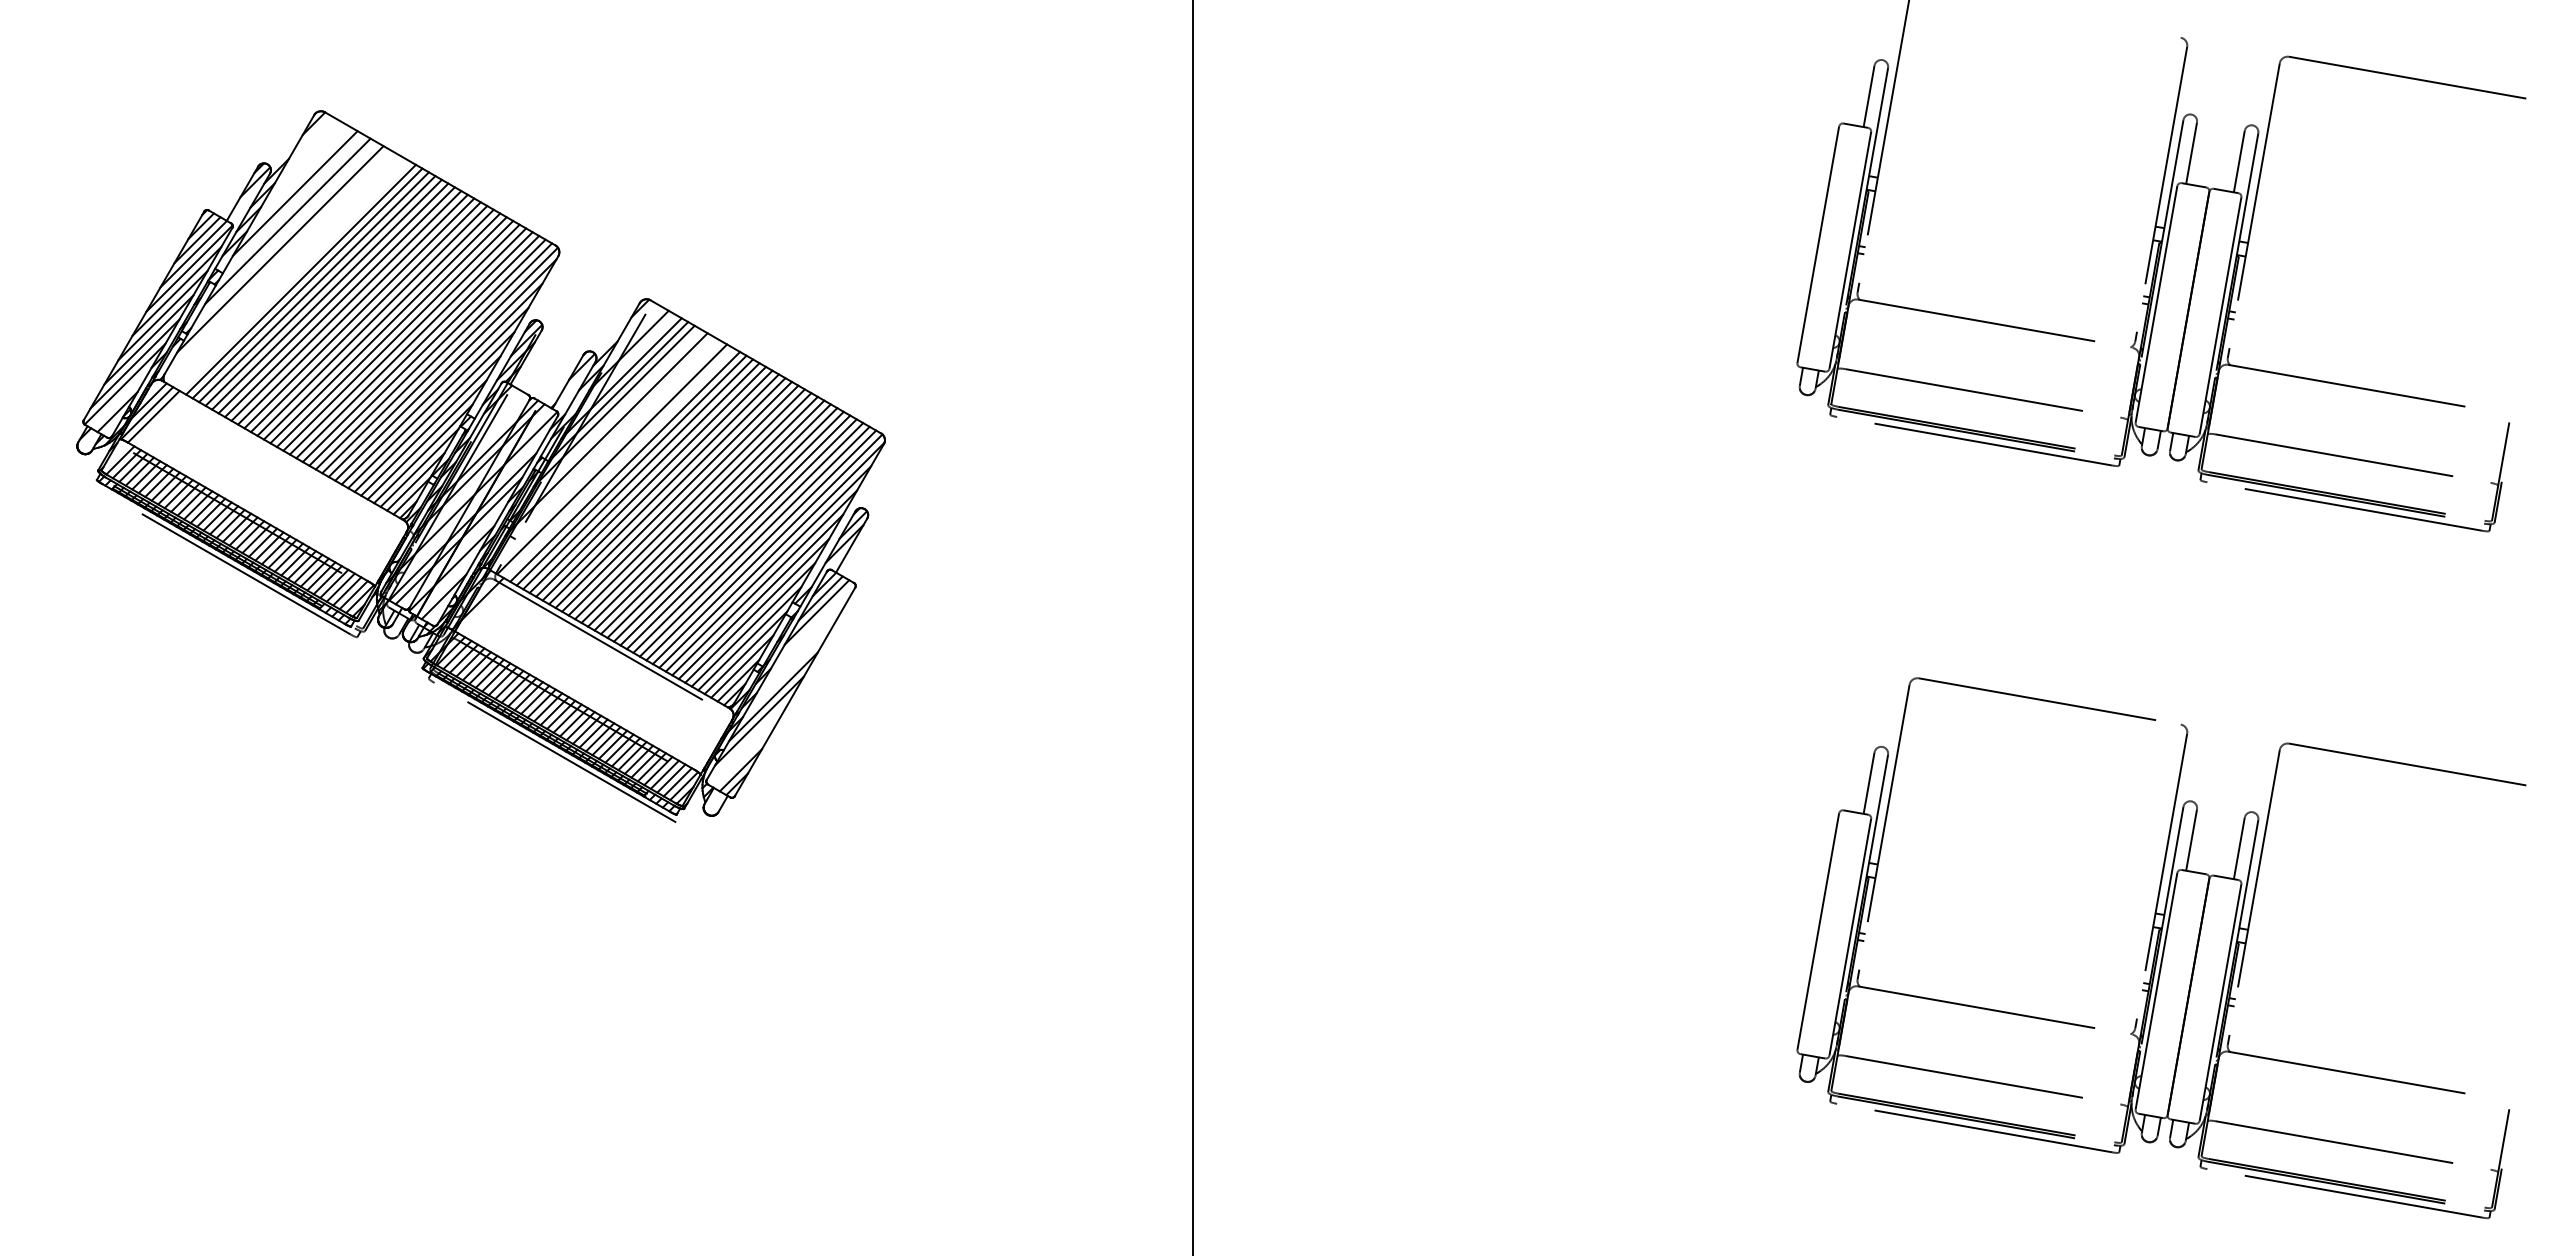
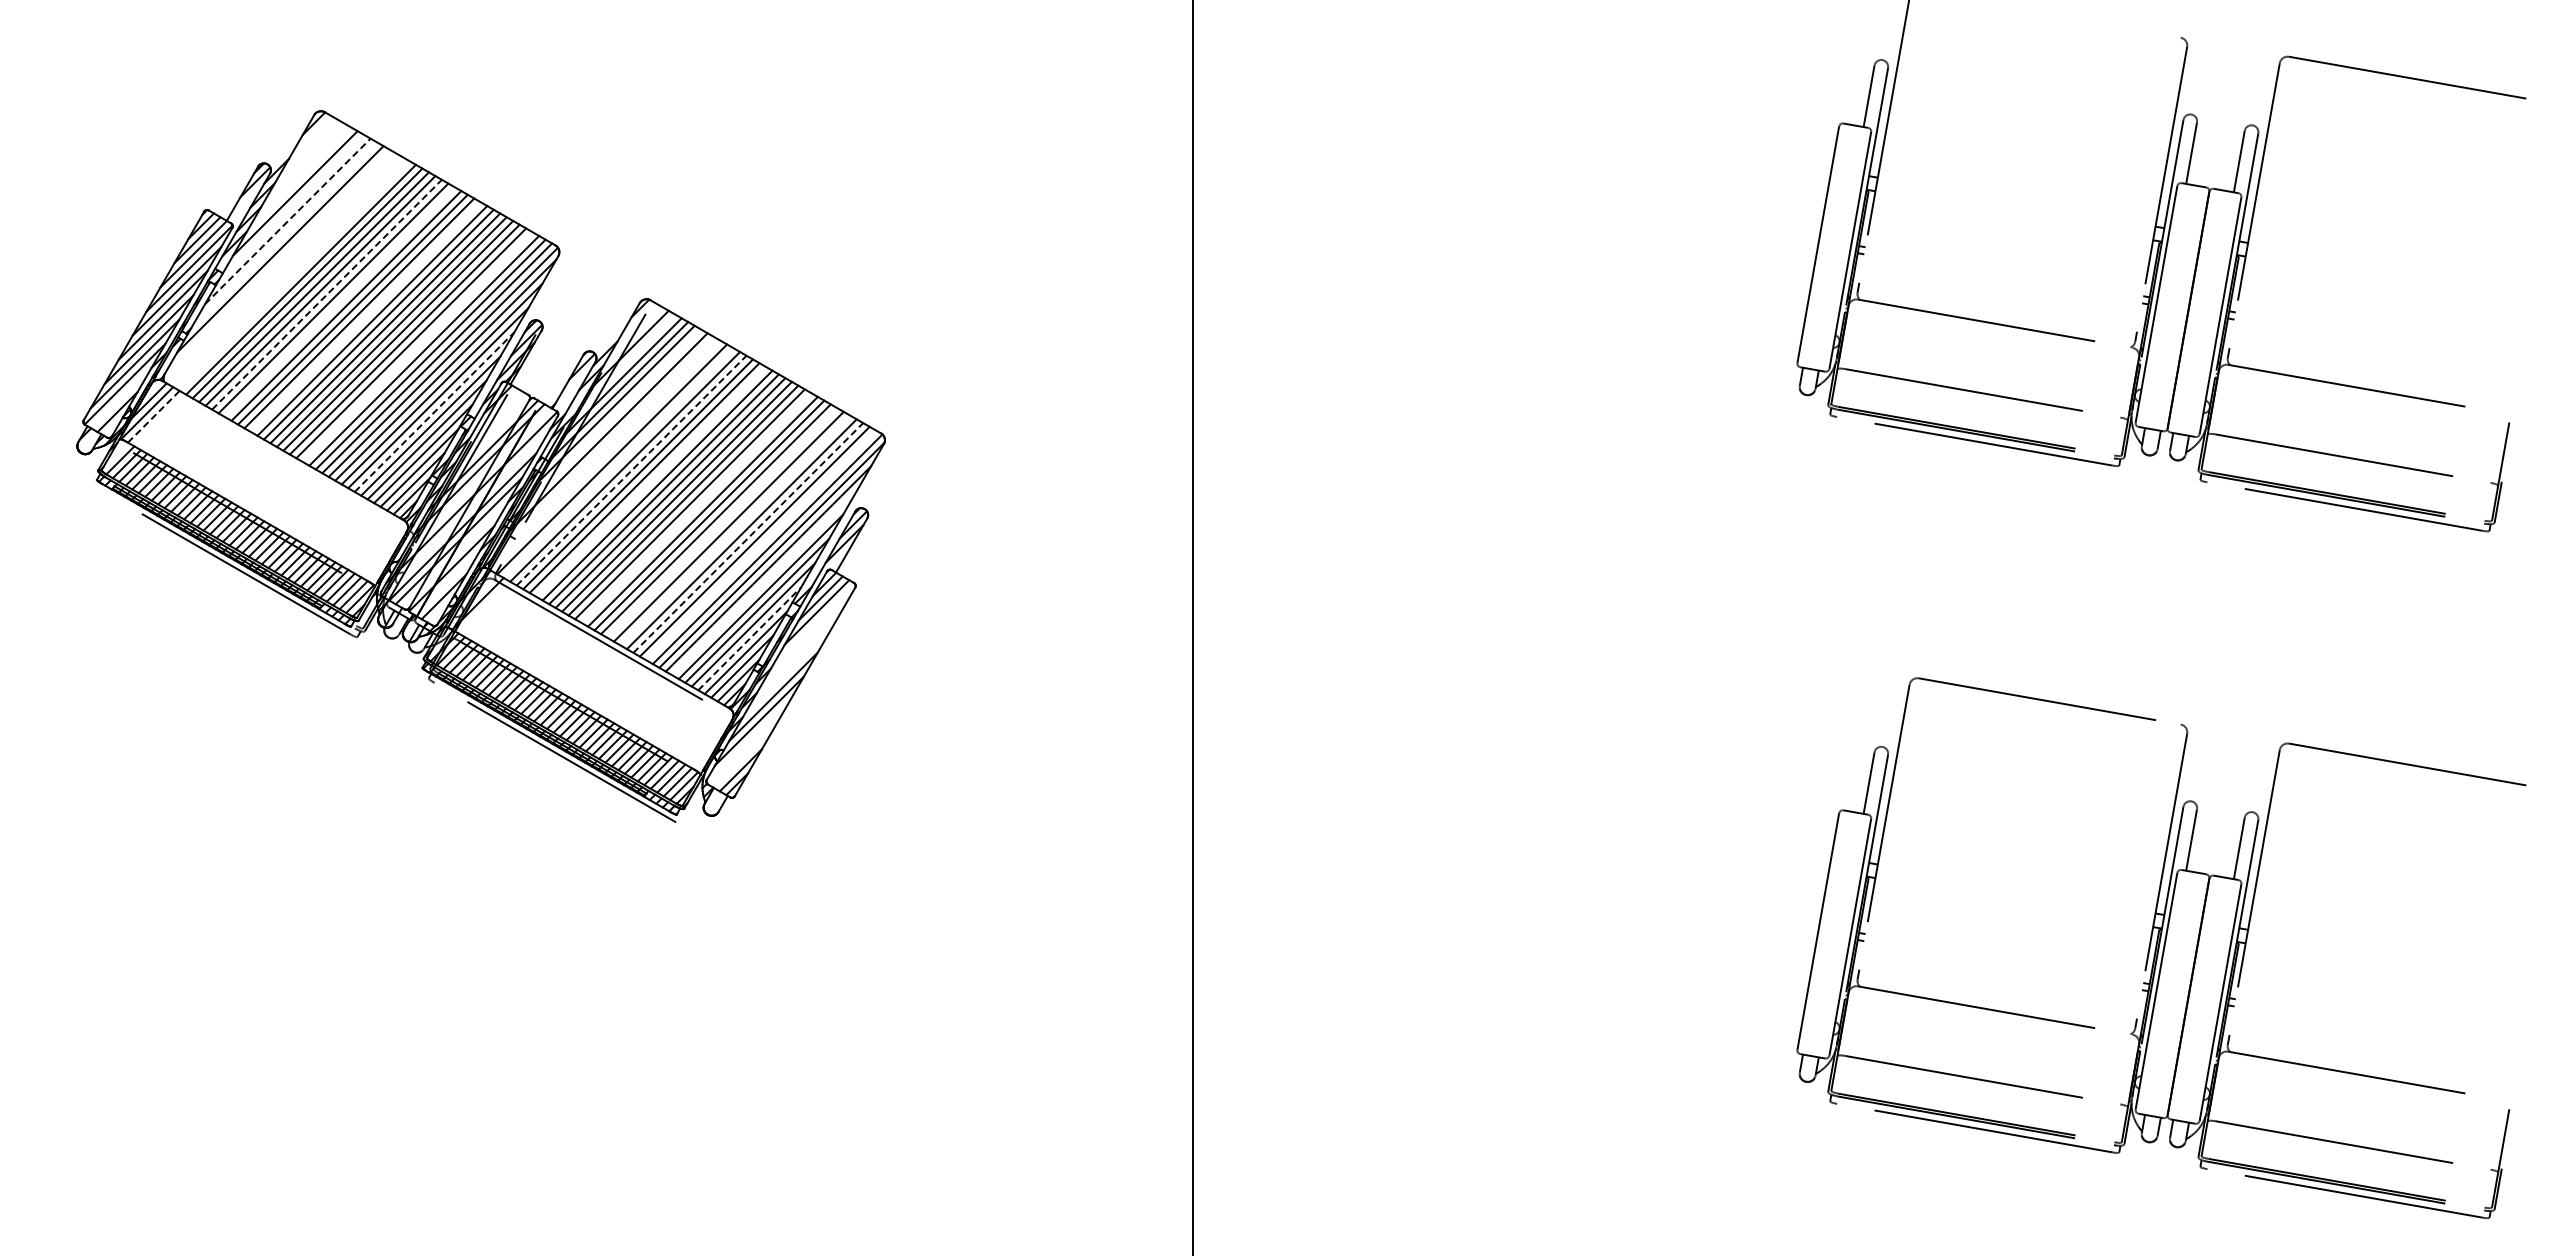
line: solid -> dashed (288, 221)
line: solid -> dashed (327, 294)
line: present -> none (339, 302)
line: present -> none (365, 317)
line: present -> none (417, 347)
line: solid -> dashed (434, 412)
line: solid -> dashed (153, 416)
line: solid -> dashed (632, 470)
line: present -> none (651, 481)
line: present -> none (696, 507)
line: present -> none (722, 522)
line: present -> none (735, 530)
line: solid -> dashed (748, 537)
line: present -> none (761, 545)
line: present -> none (764, 582)
line: solid -> dashed (749, 638)
